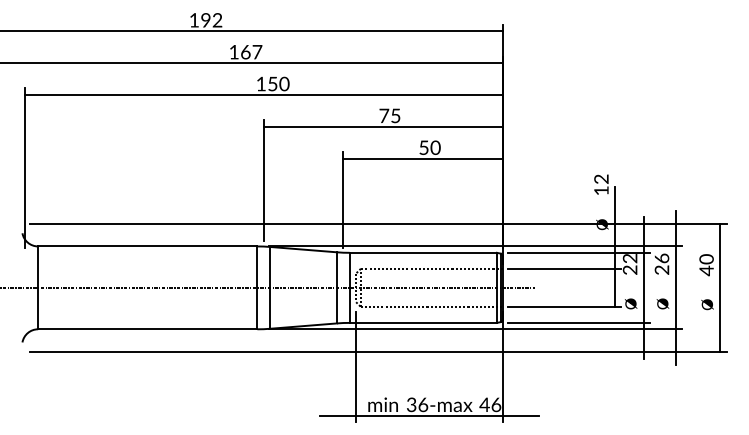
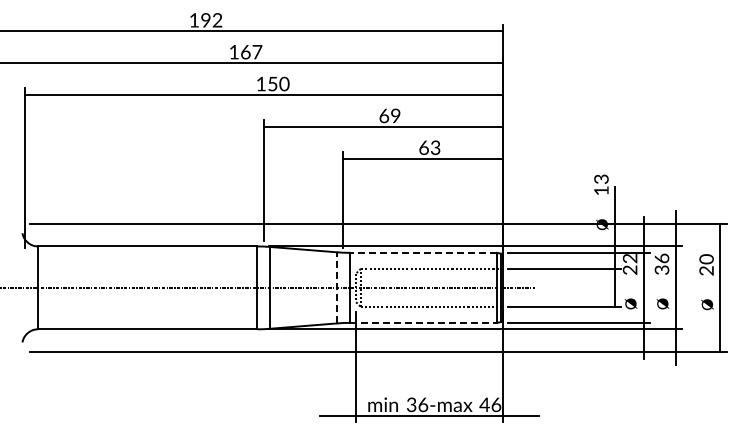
text: 75 -> 69 (389, 115)
text: 50 -> 63 (429, 147)
text: 12 -> 13 (603, 178)
line: solid -> dashed (423, 252)
text: 26 -> 36 (664, 269)
text: 40 -> 20 (706, 270)
line: solid -> dashed (337, 287)
line: solid -> dashed (423, 322)
